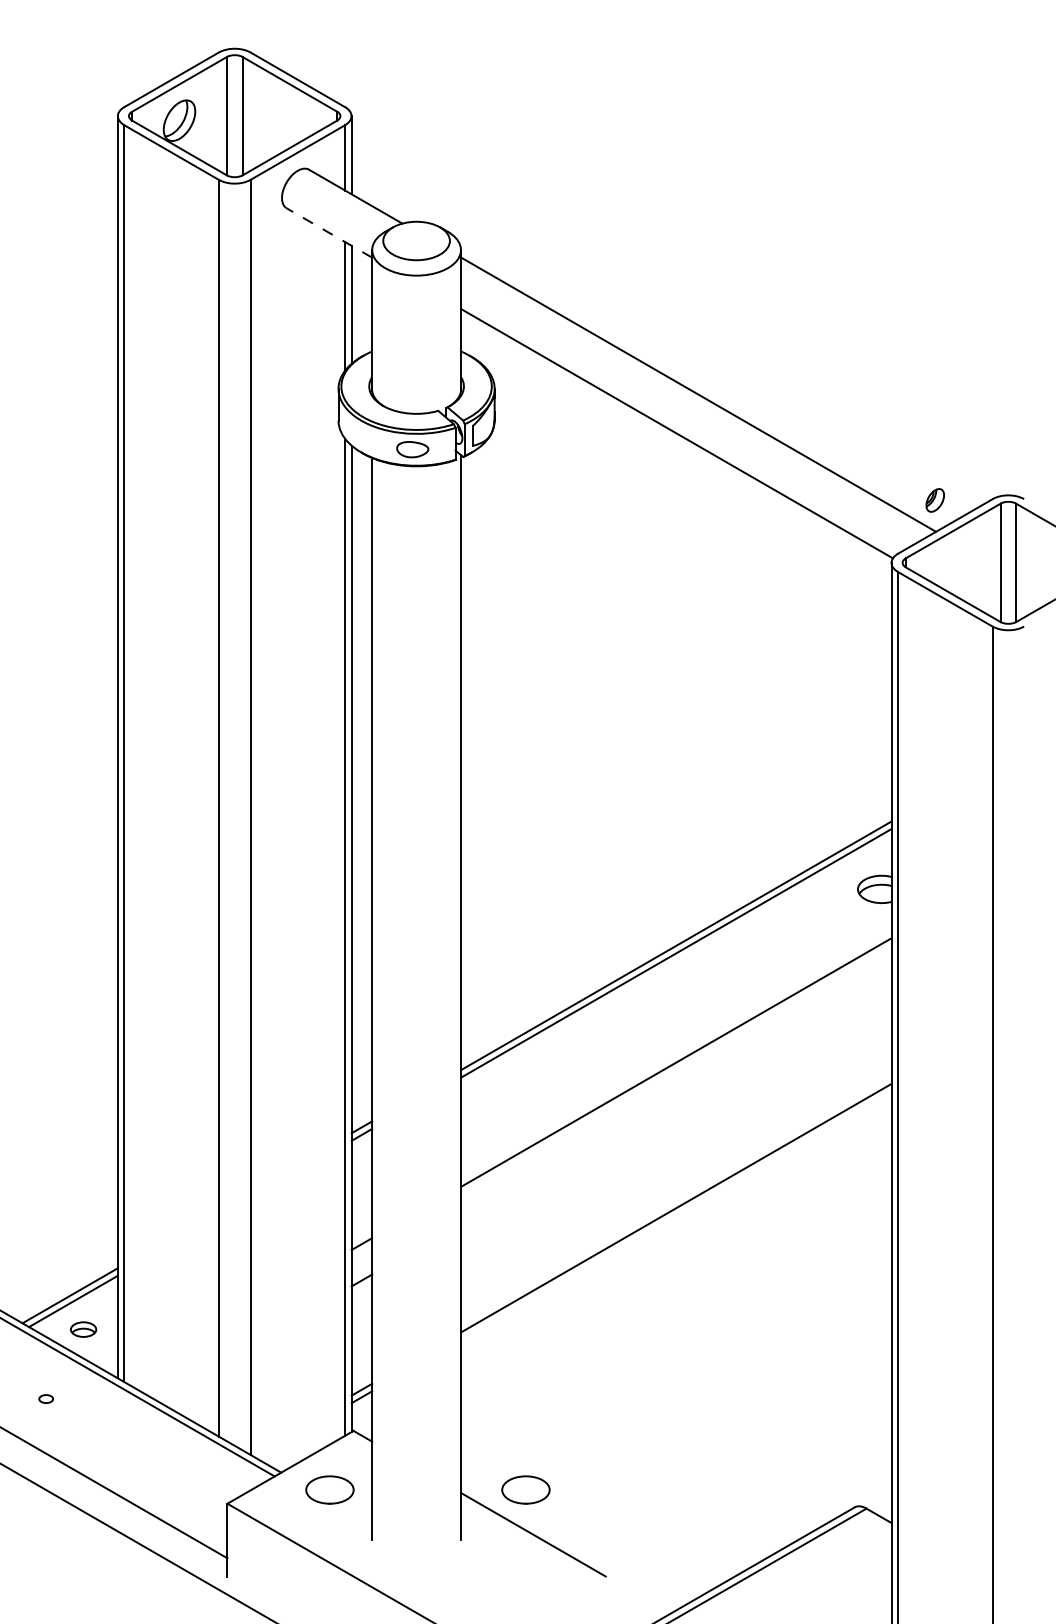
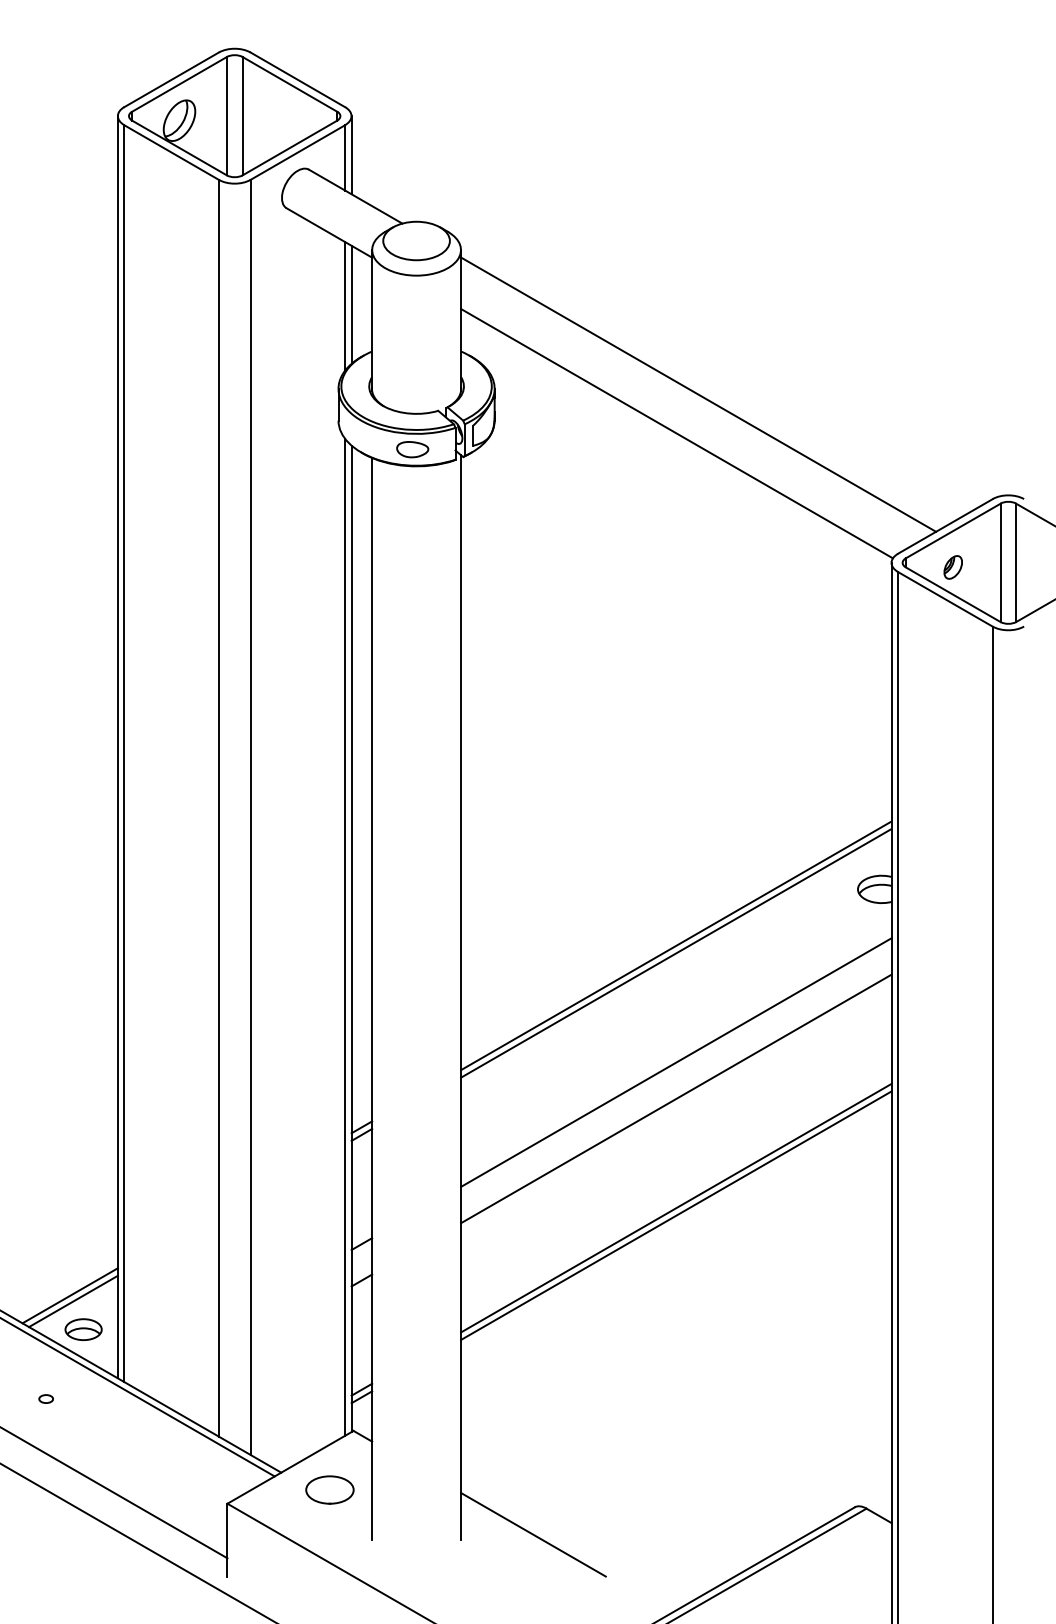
line: dashed -> solid (328, 232)
part position: (934, 500) -> (952, 567) (952, 567)
line: none -> present (676, 1098)
line: none -> present (676, 1215)
part size: 28x17 px -> 39x23 px (83, 1329)
part: present -> none (525, 1489)
